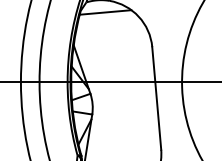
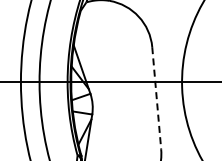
line: present -> none (105, 12)
line: solid -> dashed (156, 98)
